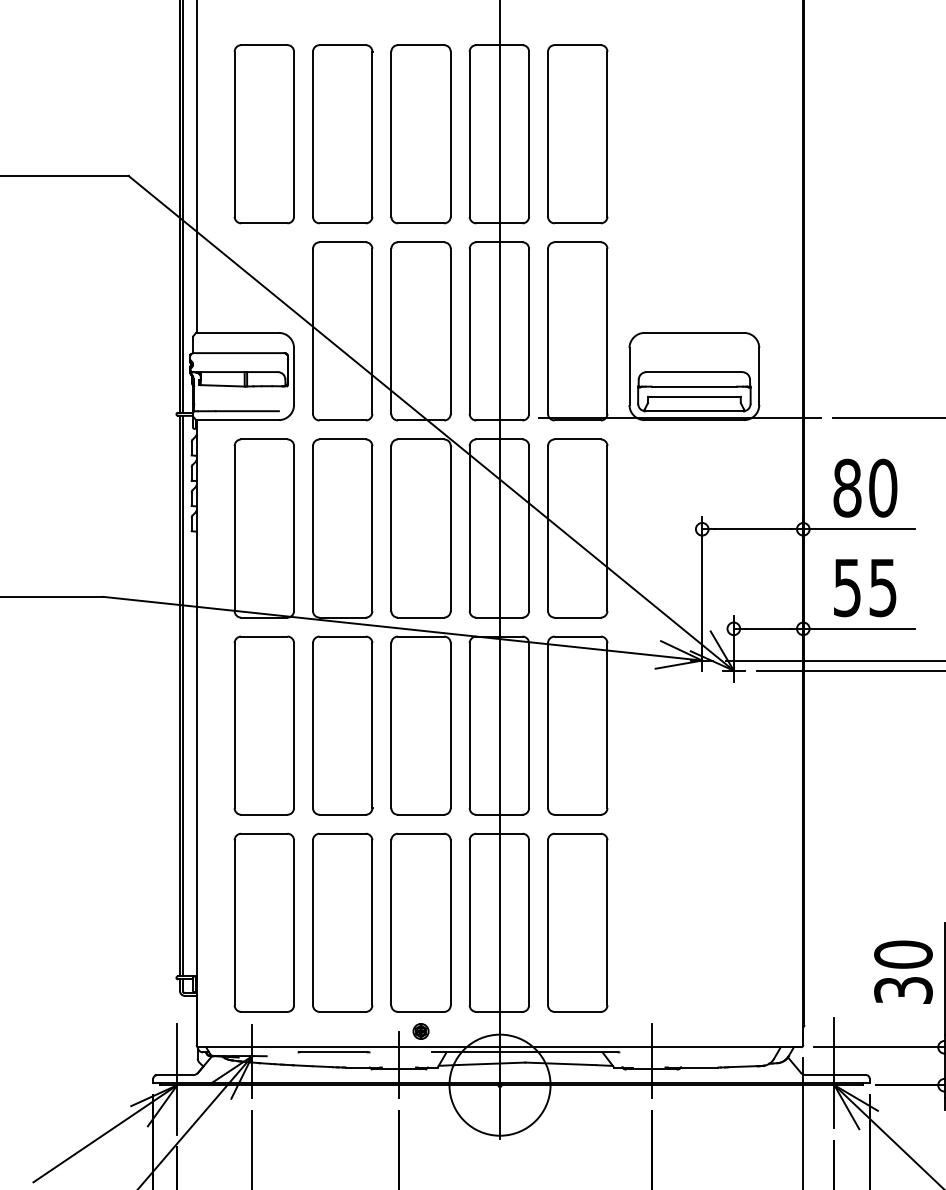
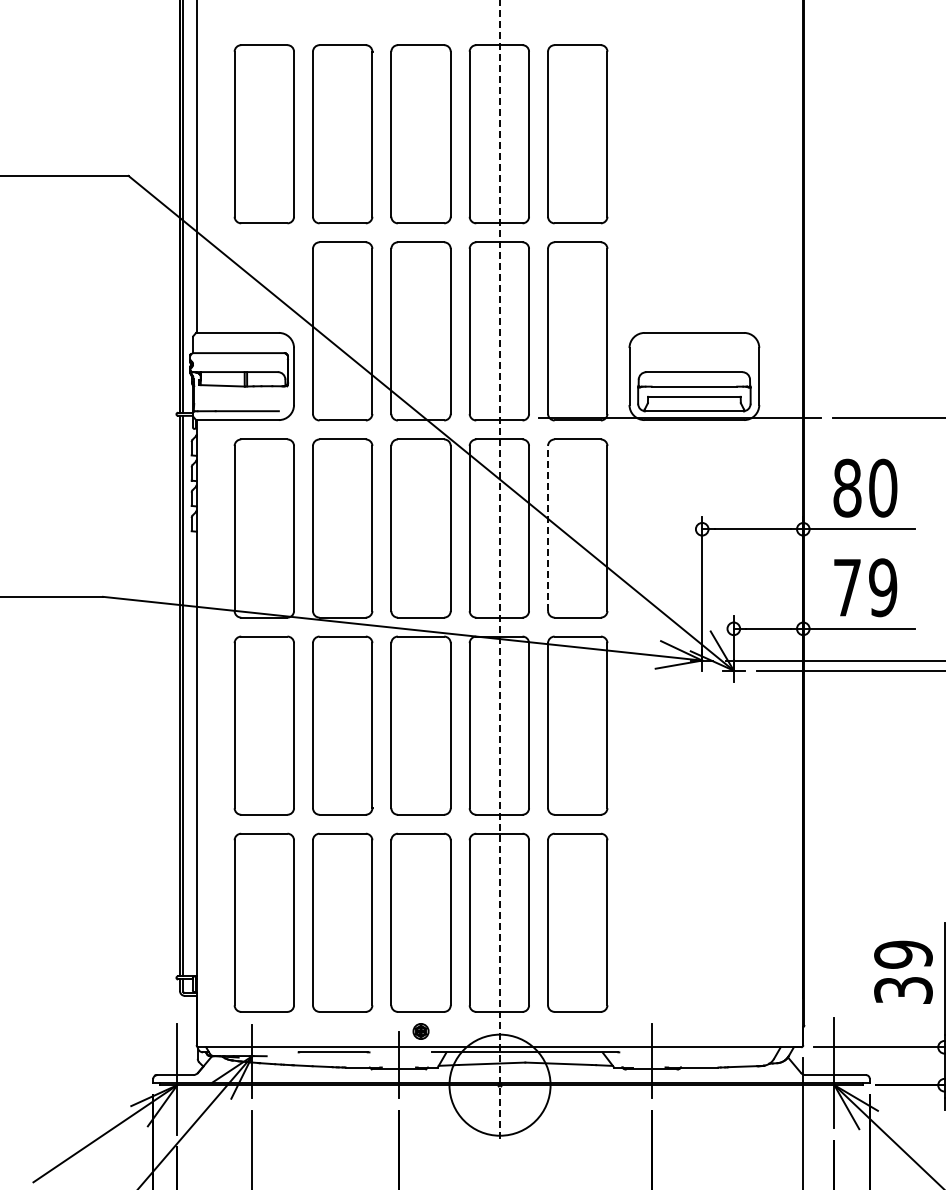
line: solid -> dashed (548, 528)
line: solid -> dashed (500, 569)
text: 55 -> 79 (865, 587)
text: 30 -> 39 (903, 954)
